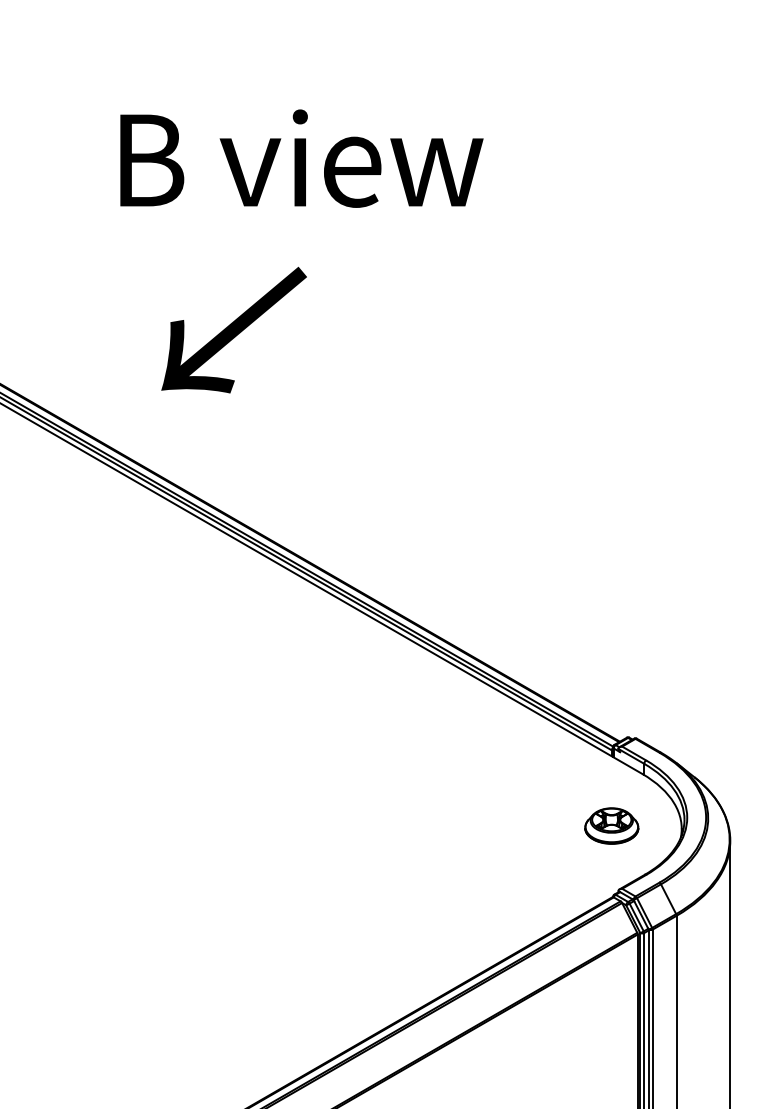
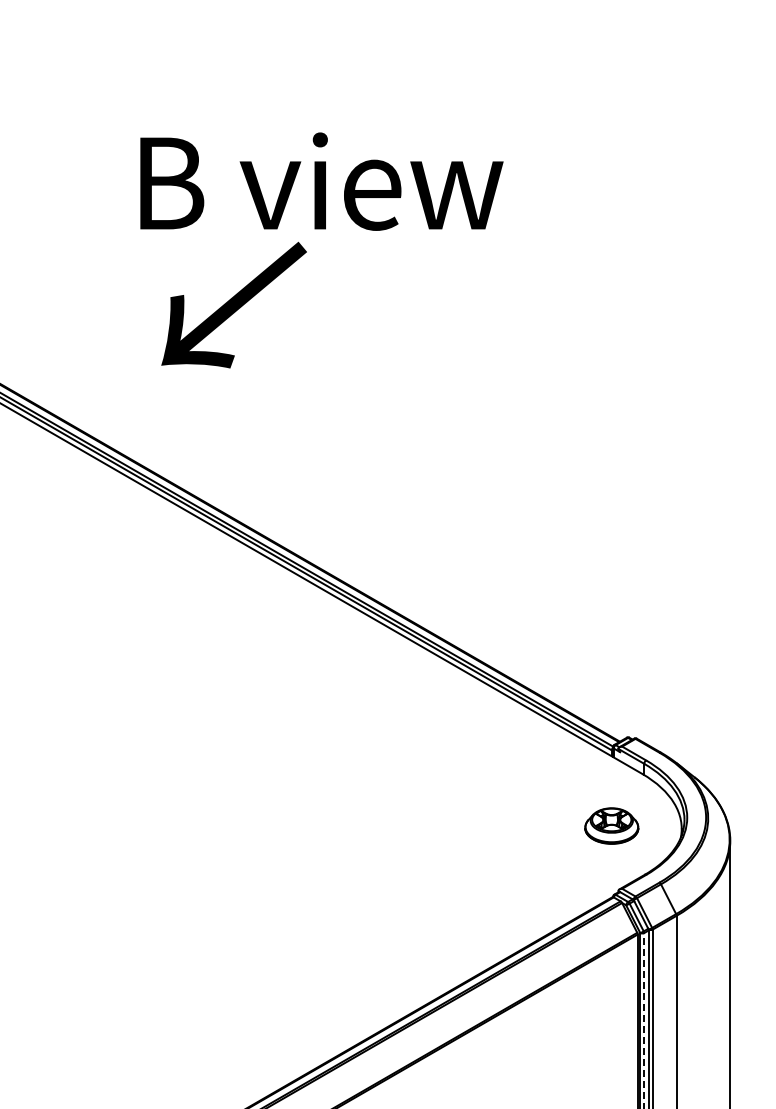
text position: (301, 158) -> (321, 181) (321, 181)
text position: (233, 329) -> (233, 304) (233, 304)
line: solid -> dashed (644, 1020)
